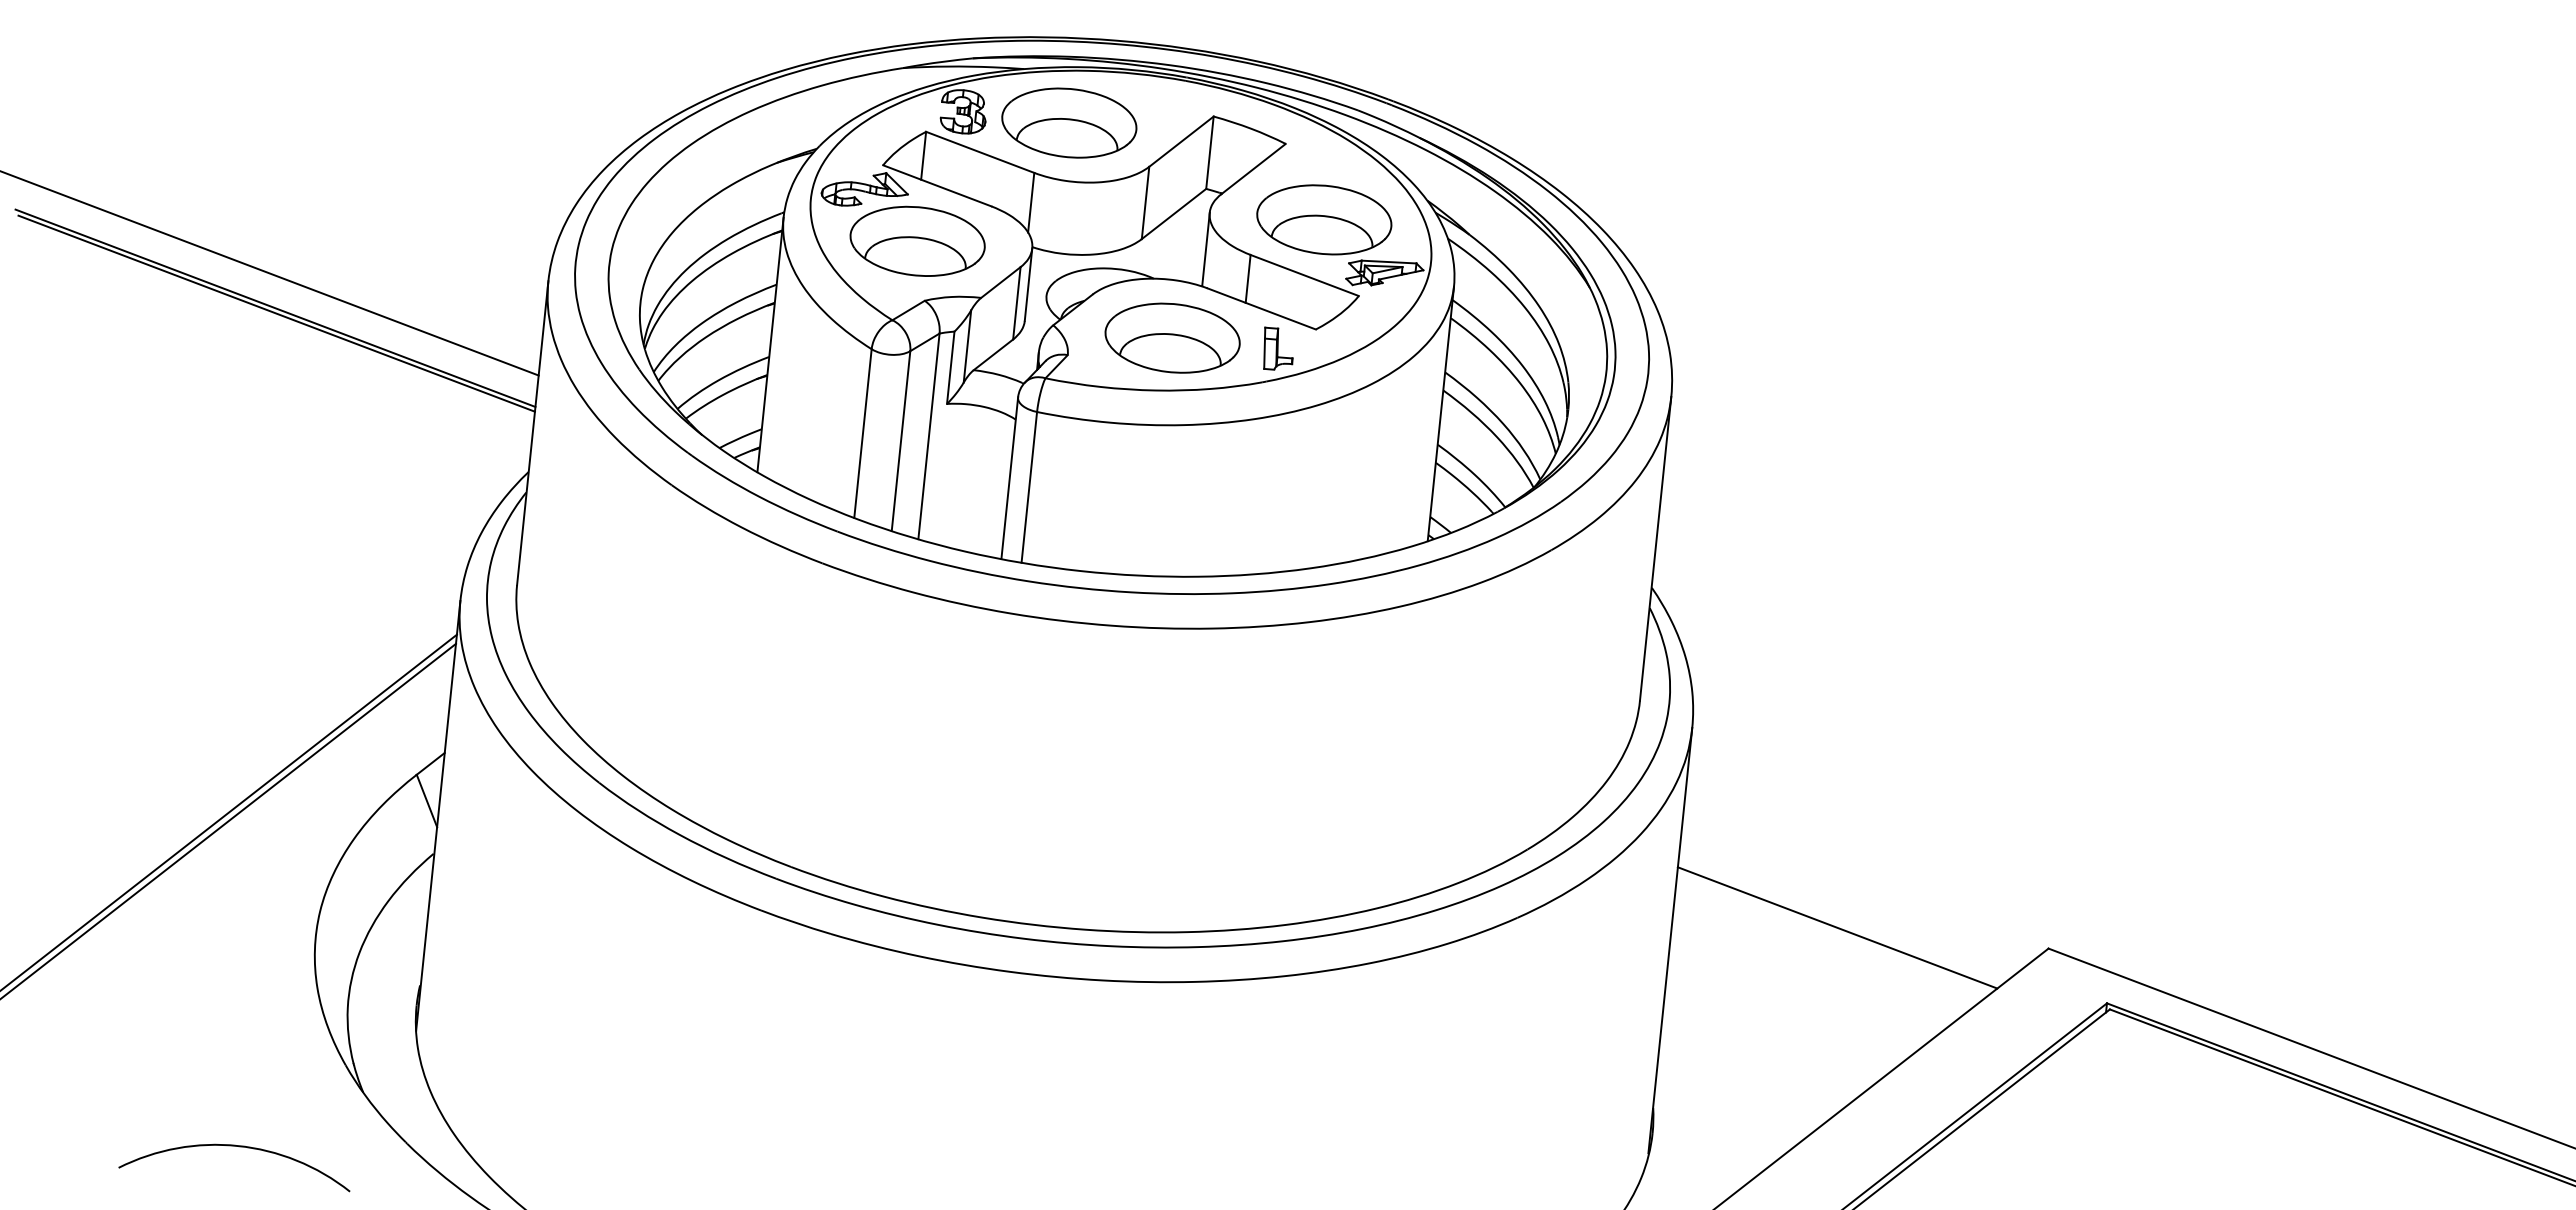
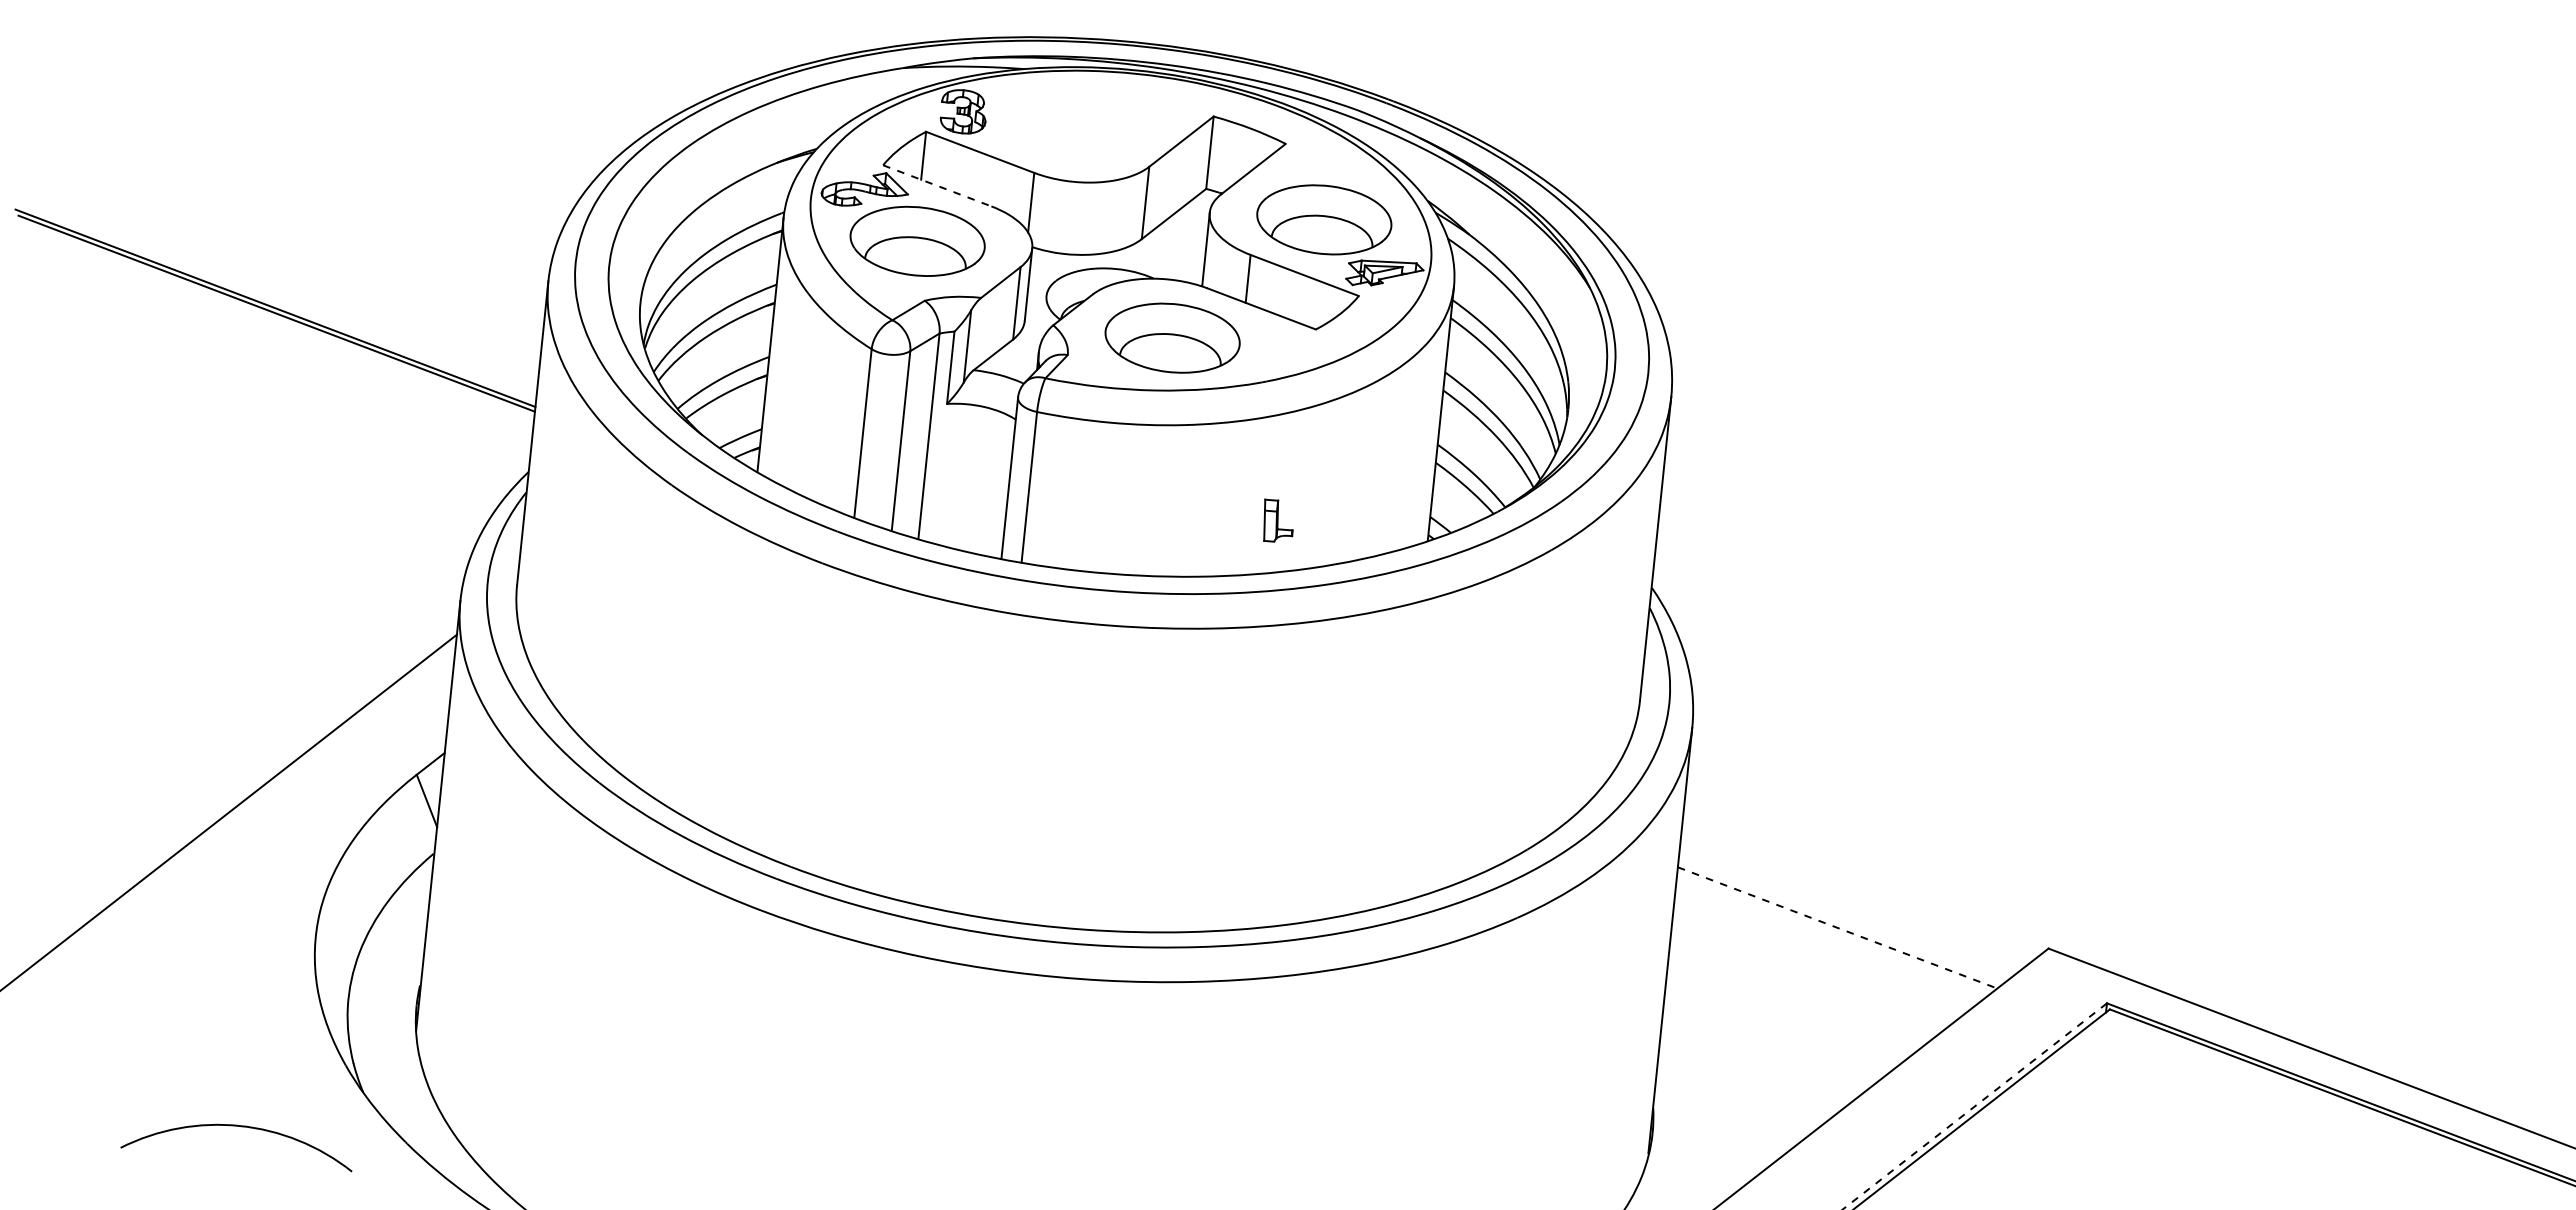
part: present -> none (1069, 122)
line: solid -> dashed (937, 185)
line: present -> none (270, 273)
part position: (1278, 348) -> (1278, 520) (1278, 520)
line: present -> none (229, 820)
line: solid -> dashed (1837, 927)
line: solid -> dashed (1974, 1106)
arc position: (239, 1147) -> (241, 1127) (241, 1127)
